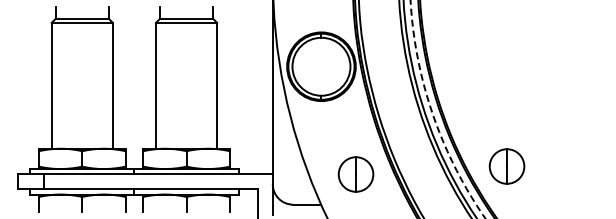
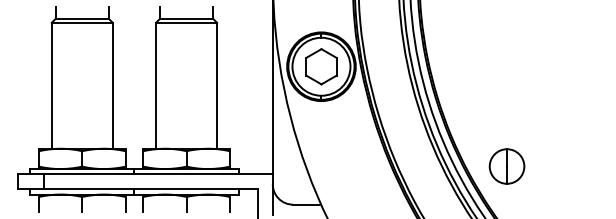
part: none -> present (321, 66)
arc: dashed -> solid (432, 114)
part: present -> none (355, 174)
